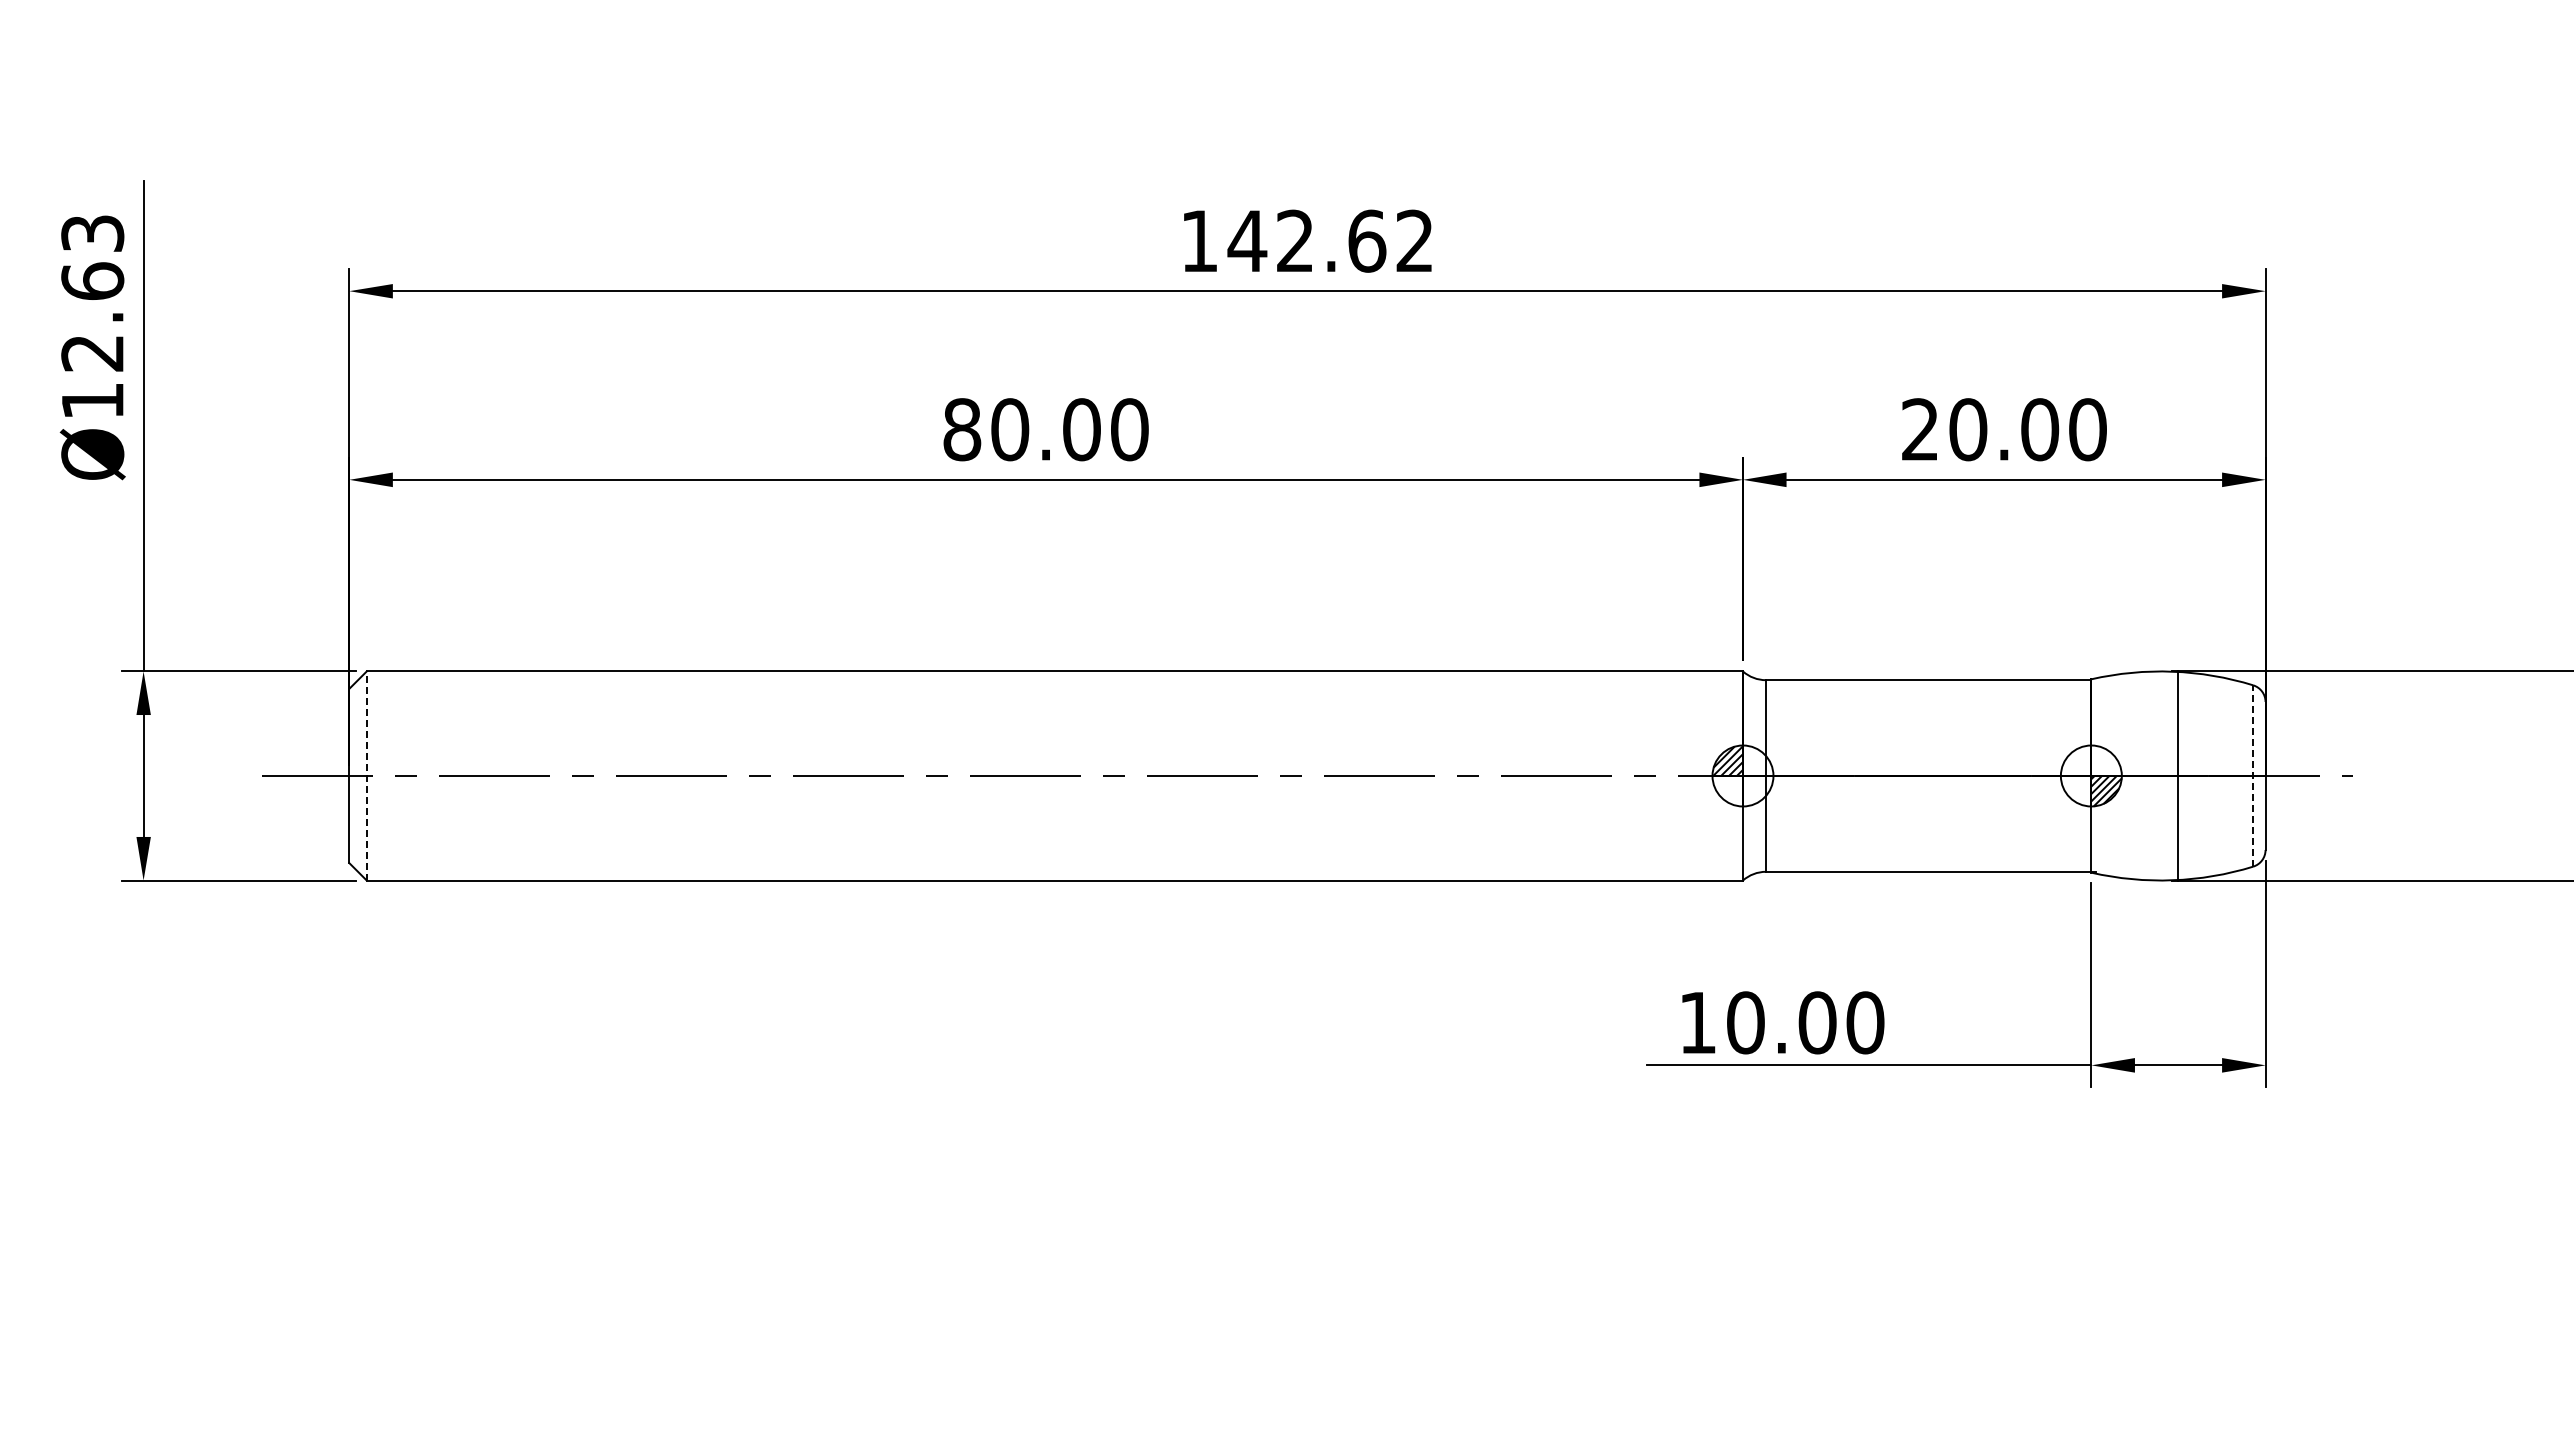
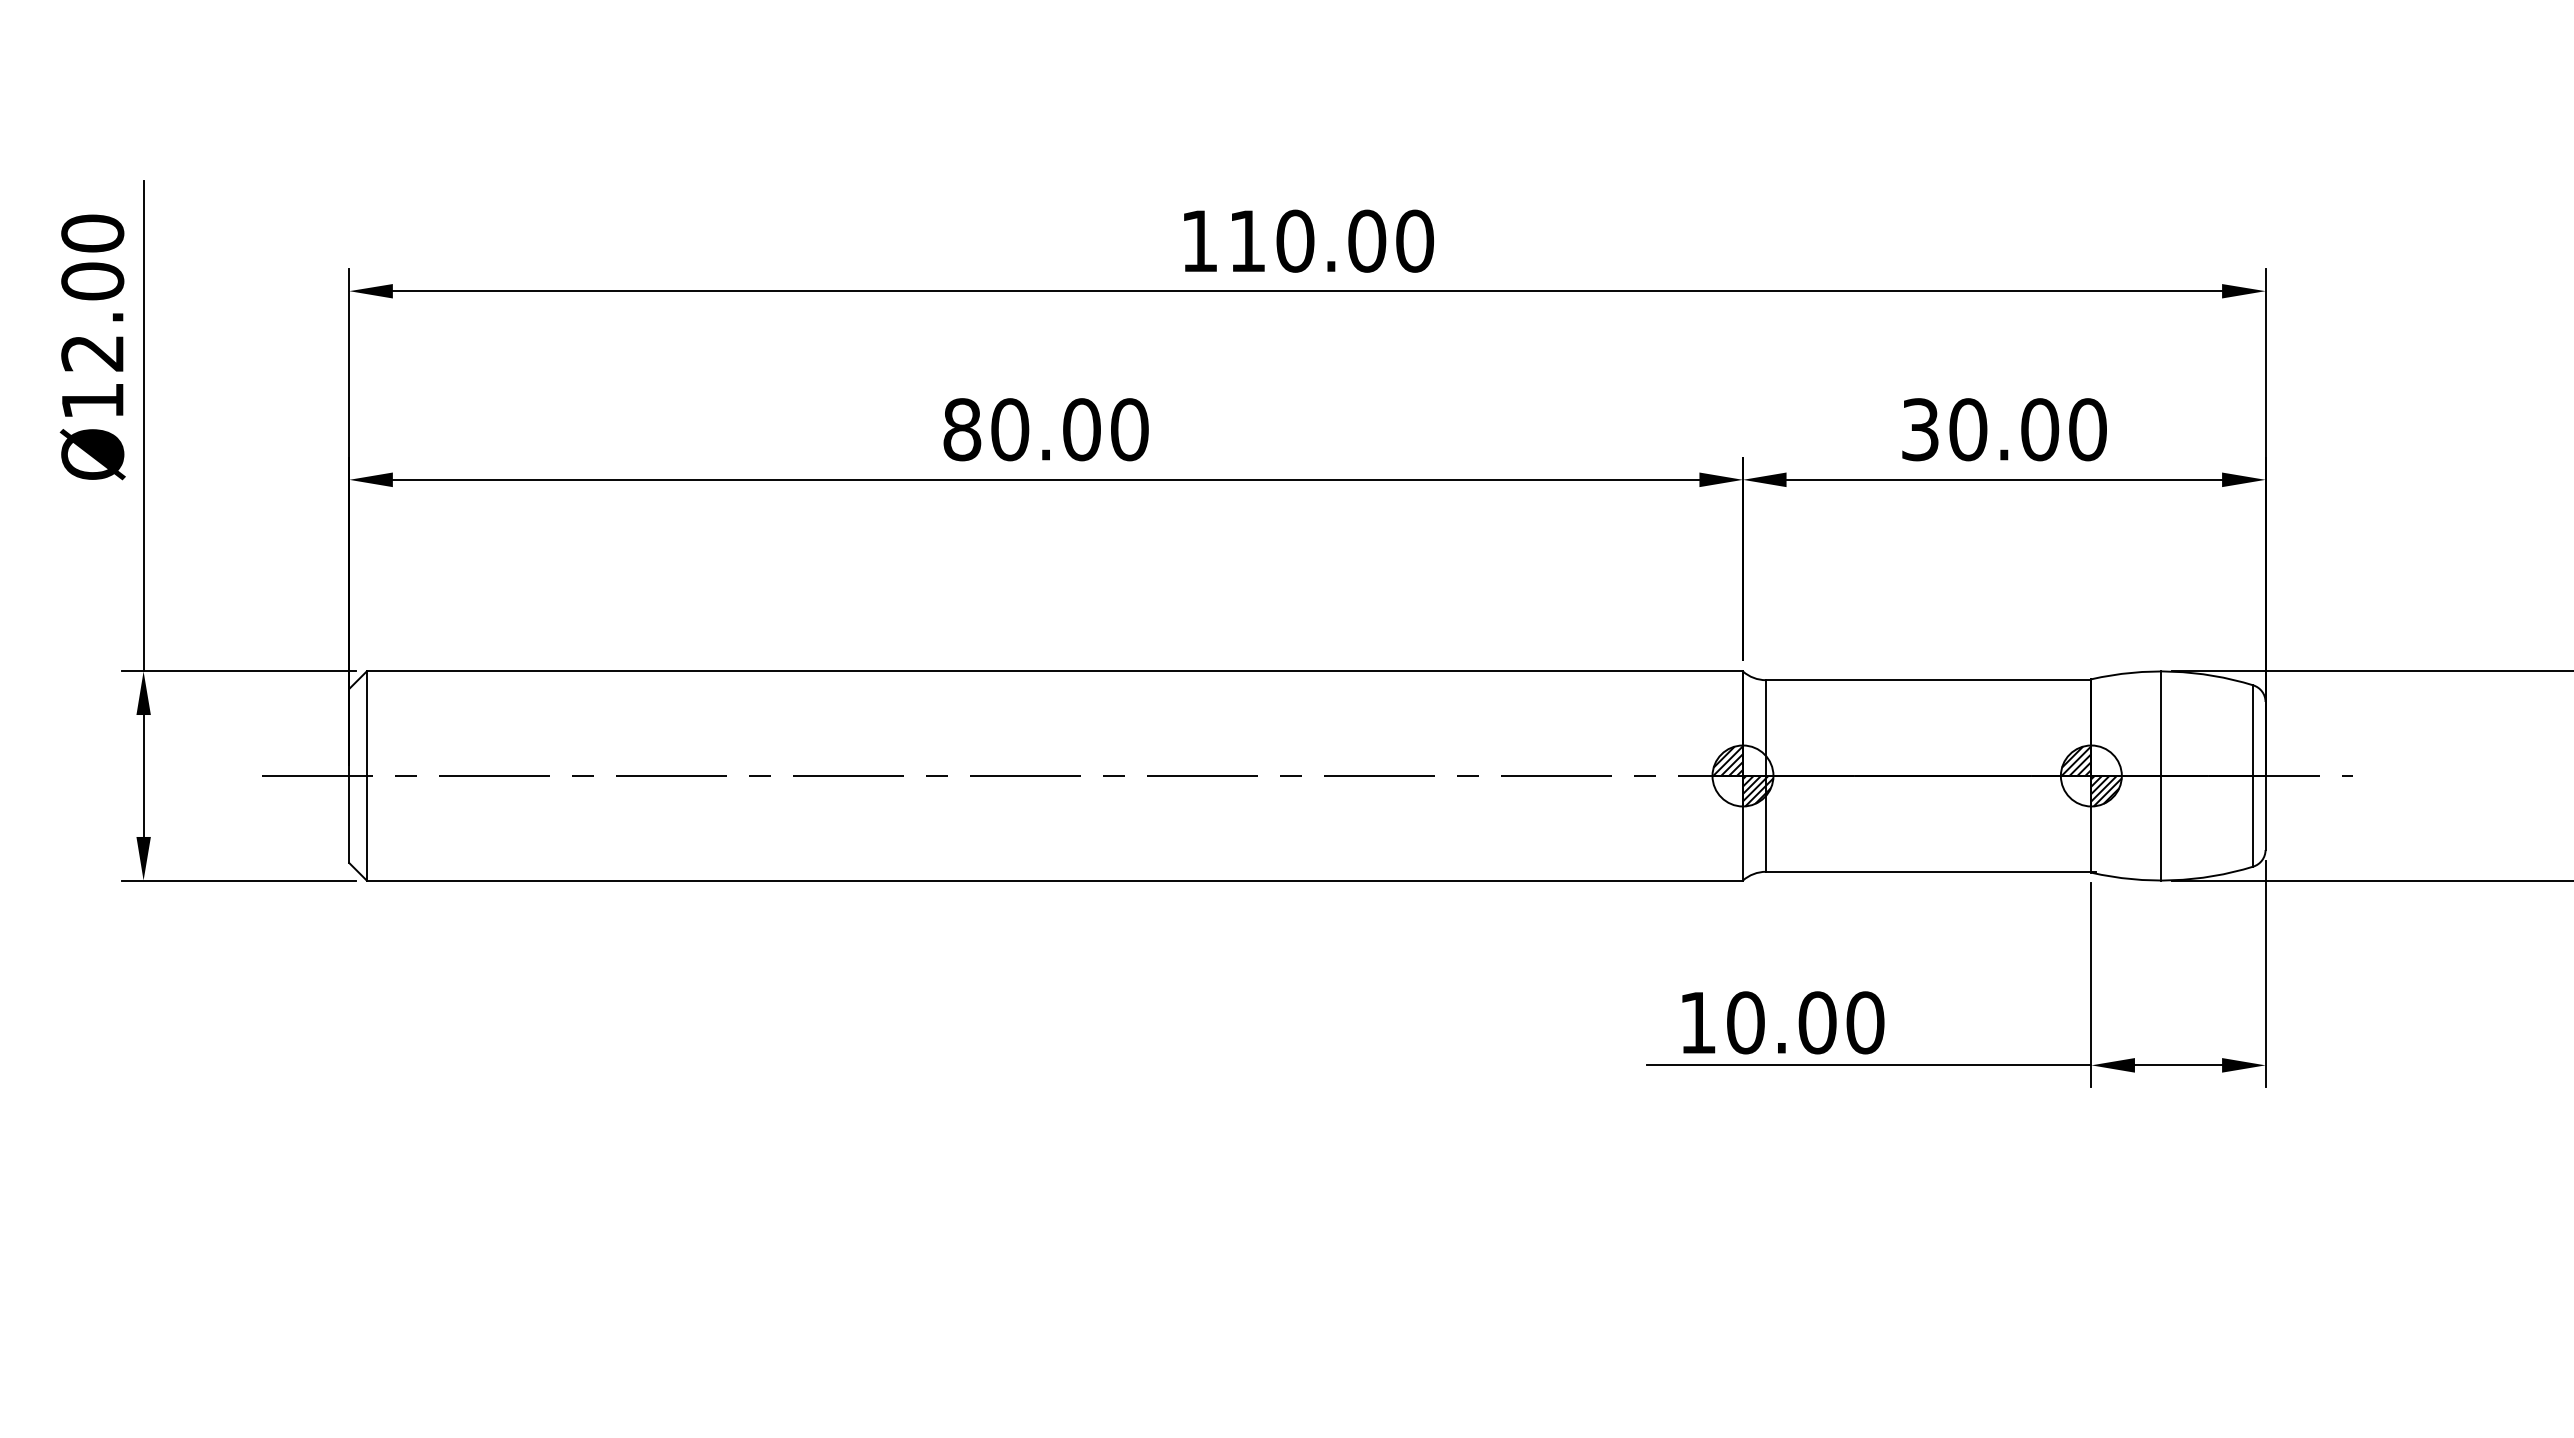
text: 142.62 -> 110.00 (1330, 240)
text: Ø12.63 -> Ø12.00 (92, 257)
text: 20.00 -> 30.00 (1920, 429)
hatch: none -> present (2076, 761)
line position: (2178, 775) -> (2161, 775) (2161, 775)
line: dashed -> solid (366, 776)
line: dashed -> solid (2253, 776)
hatch: none -> present (1757, 791)
